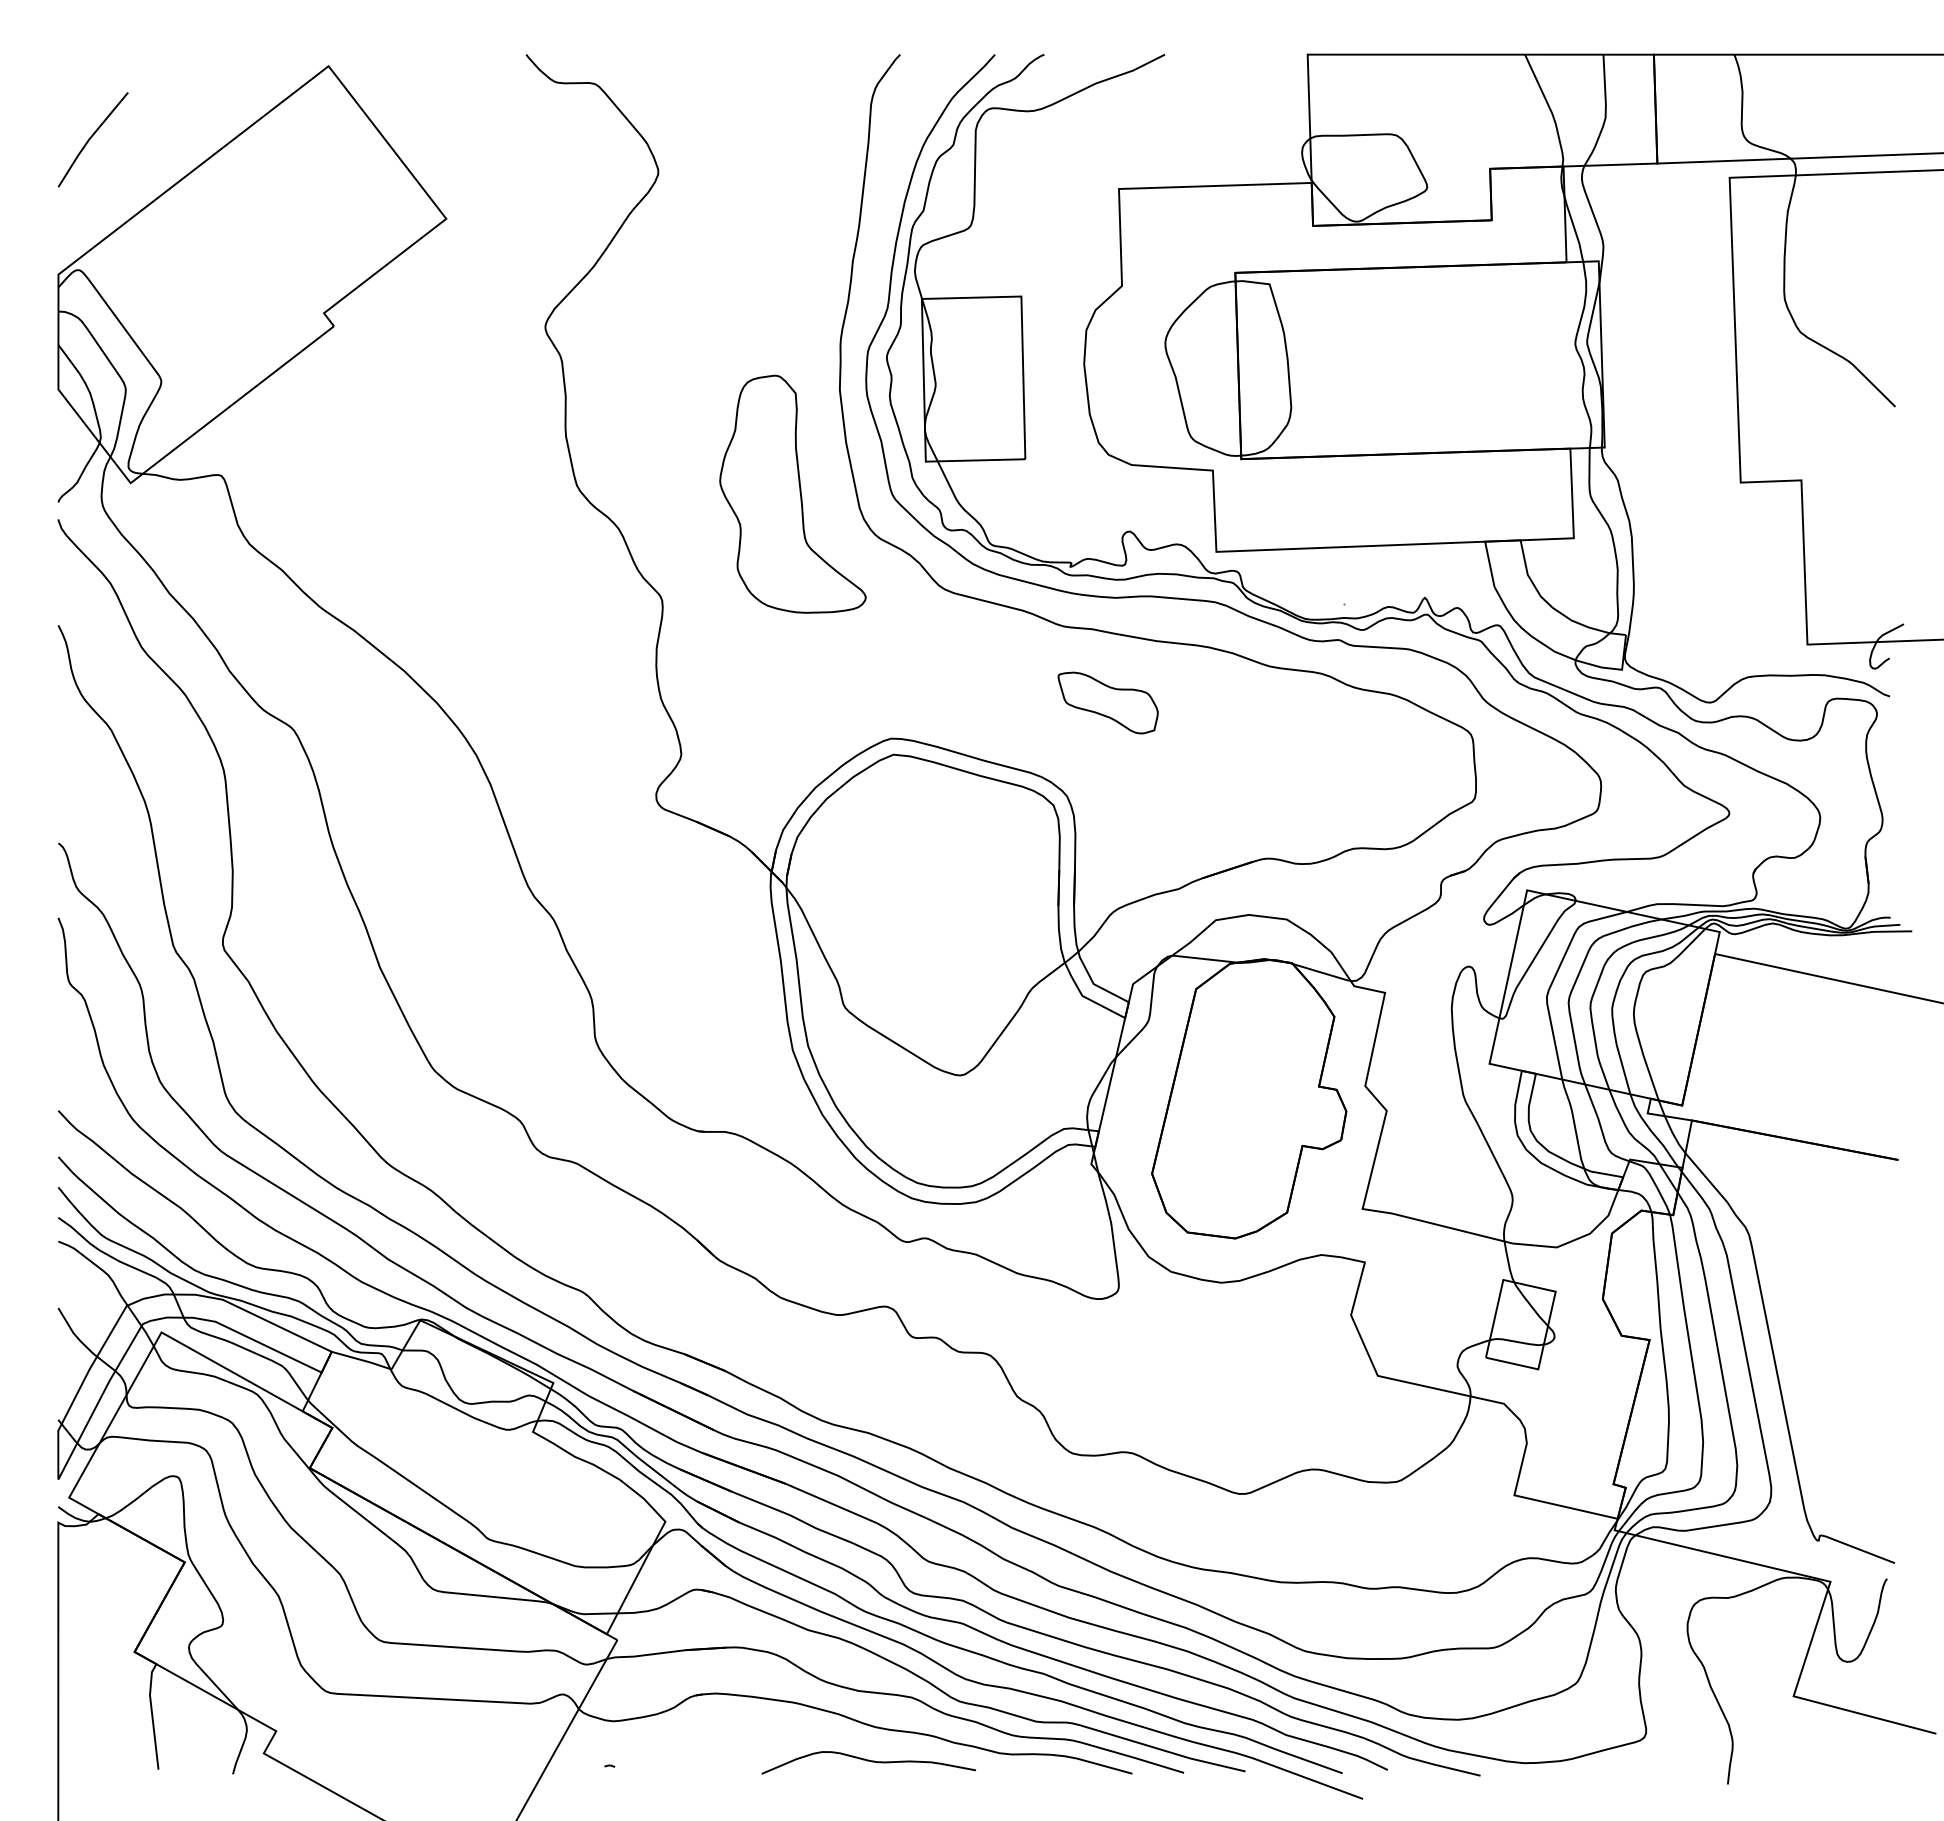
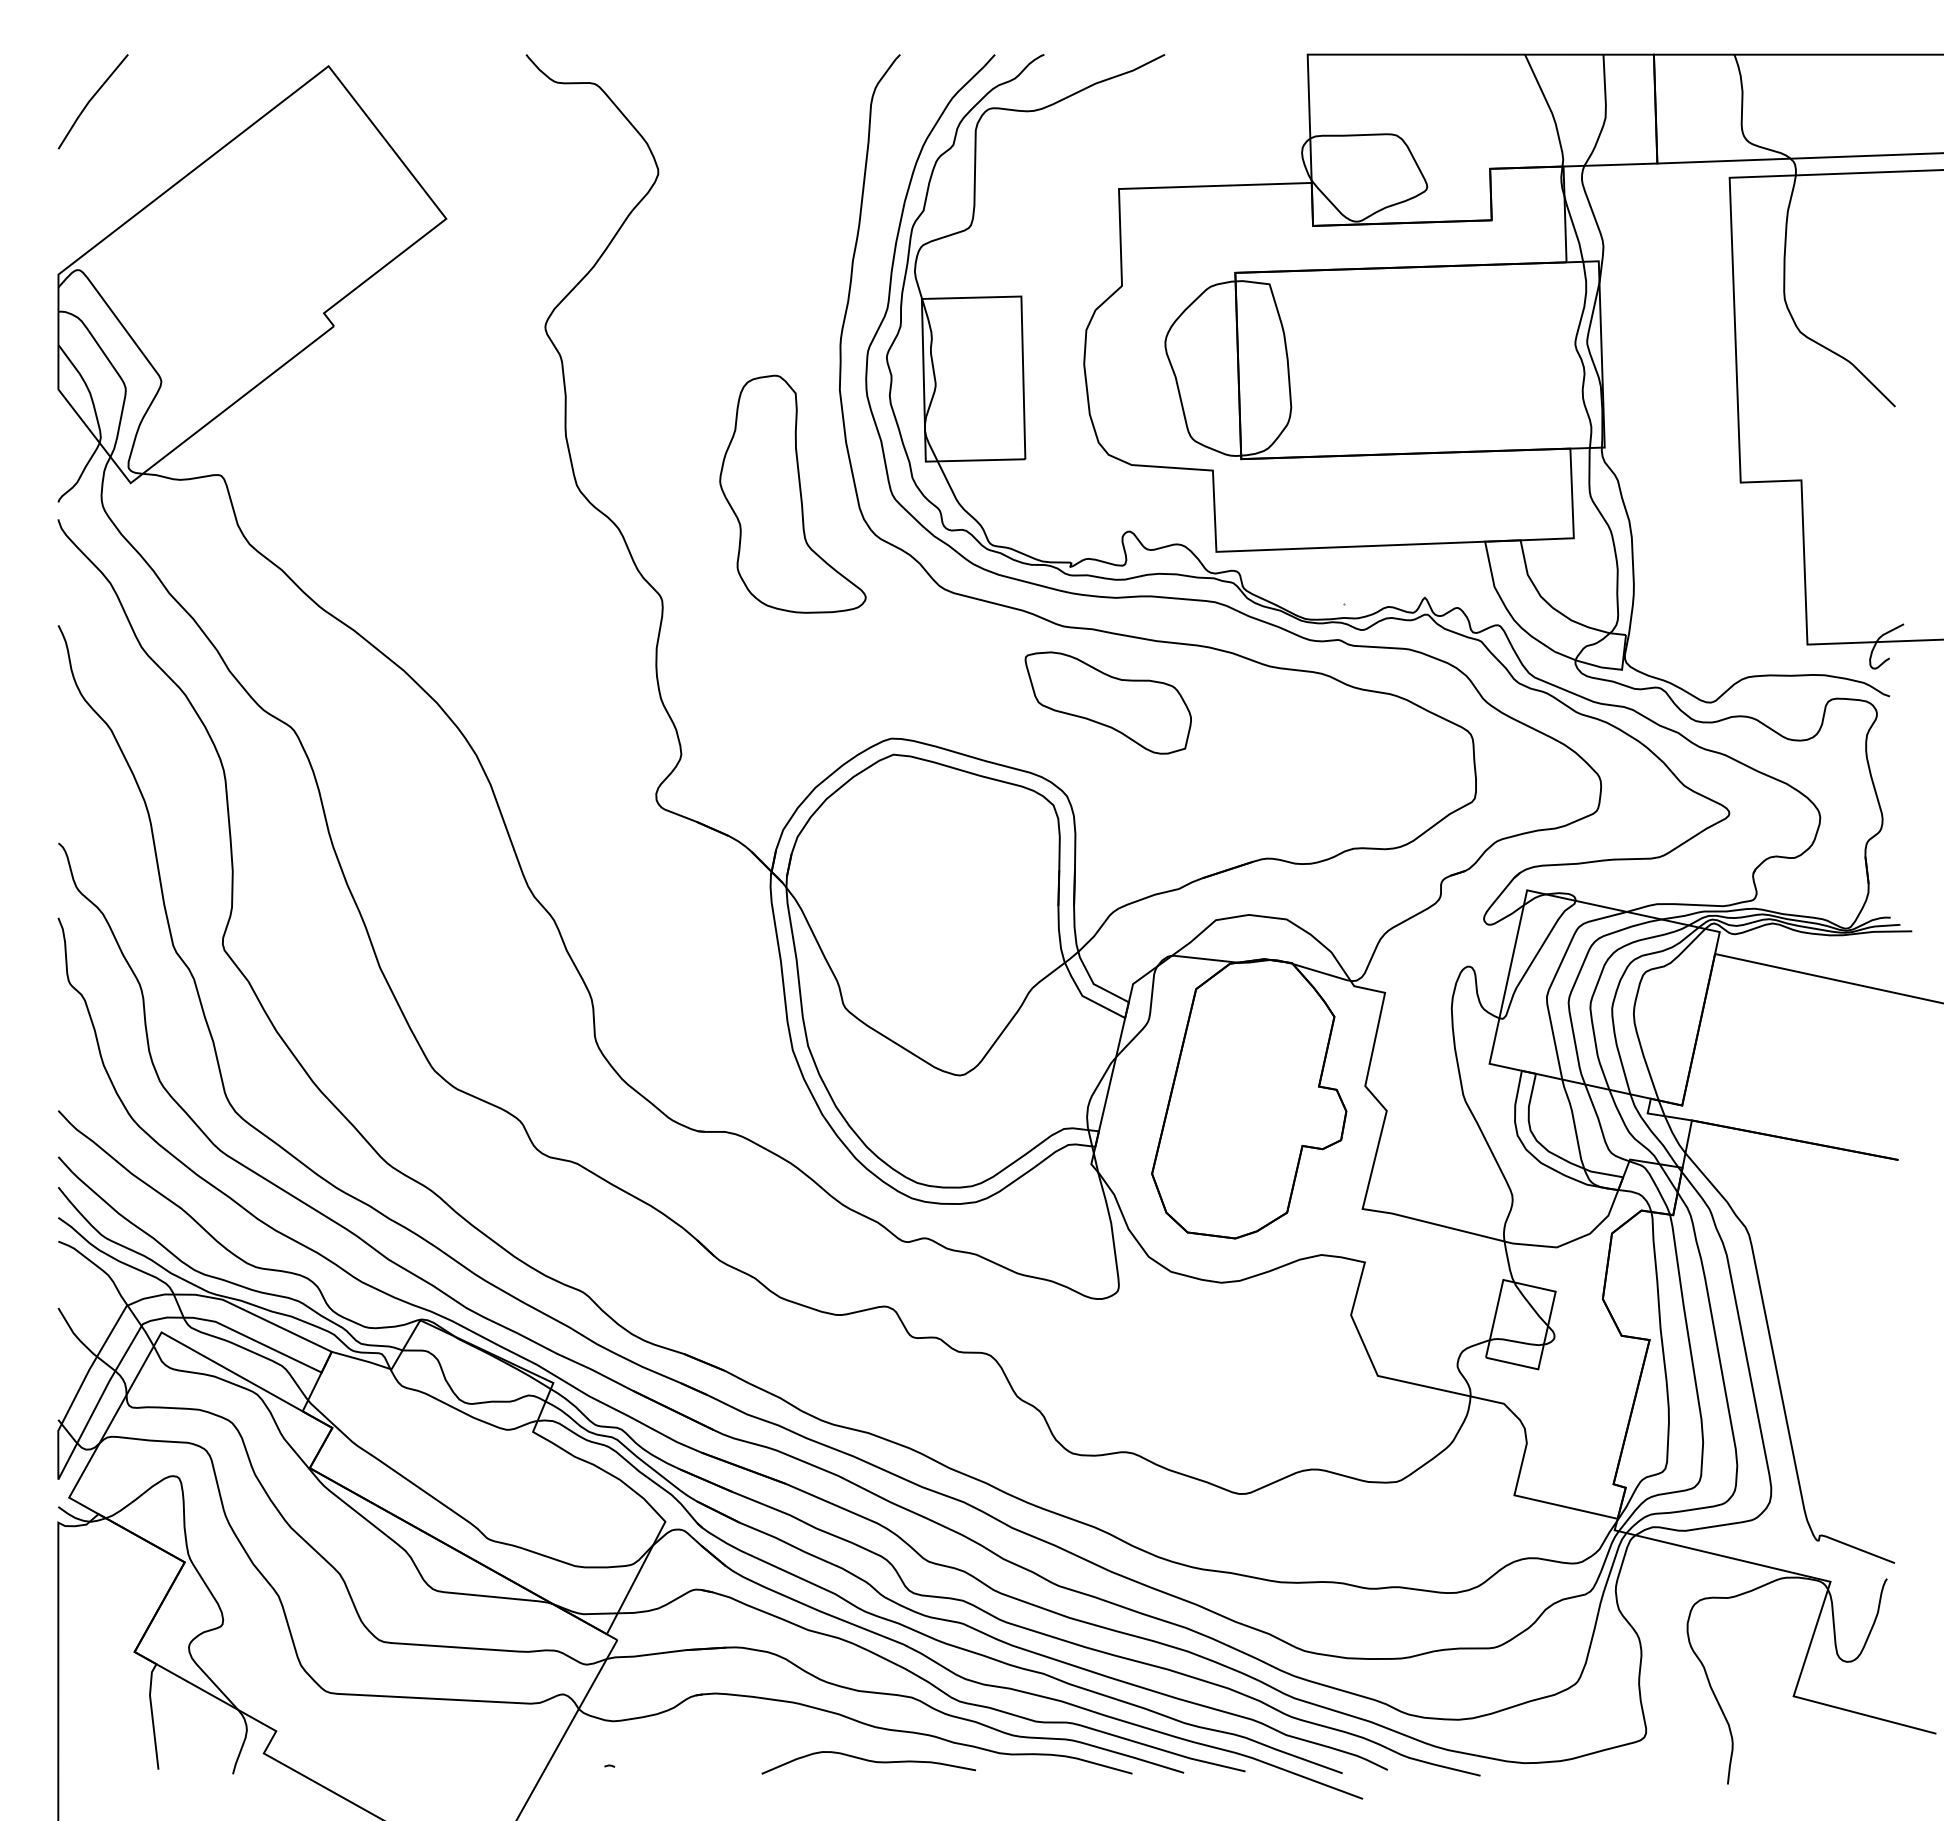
line position: (91, 138) -> (91, 100) (91, 100)
part size: 102x64 px -> 168x104 px (1107, 702)
